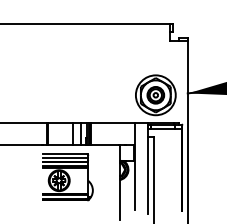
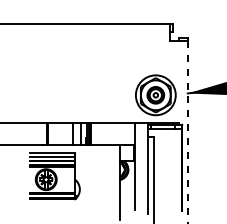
line: solid -> dashed (187, 132)
part position: (67, 177) -> (54, 176) (54, 176)
